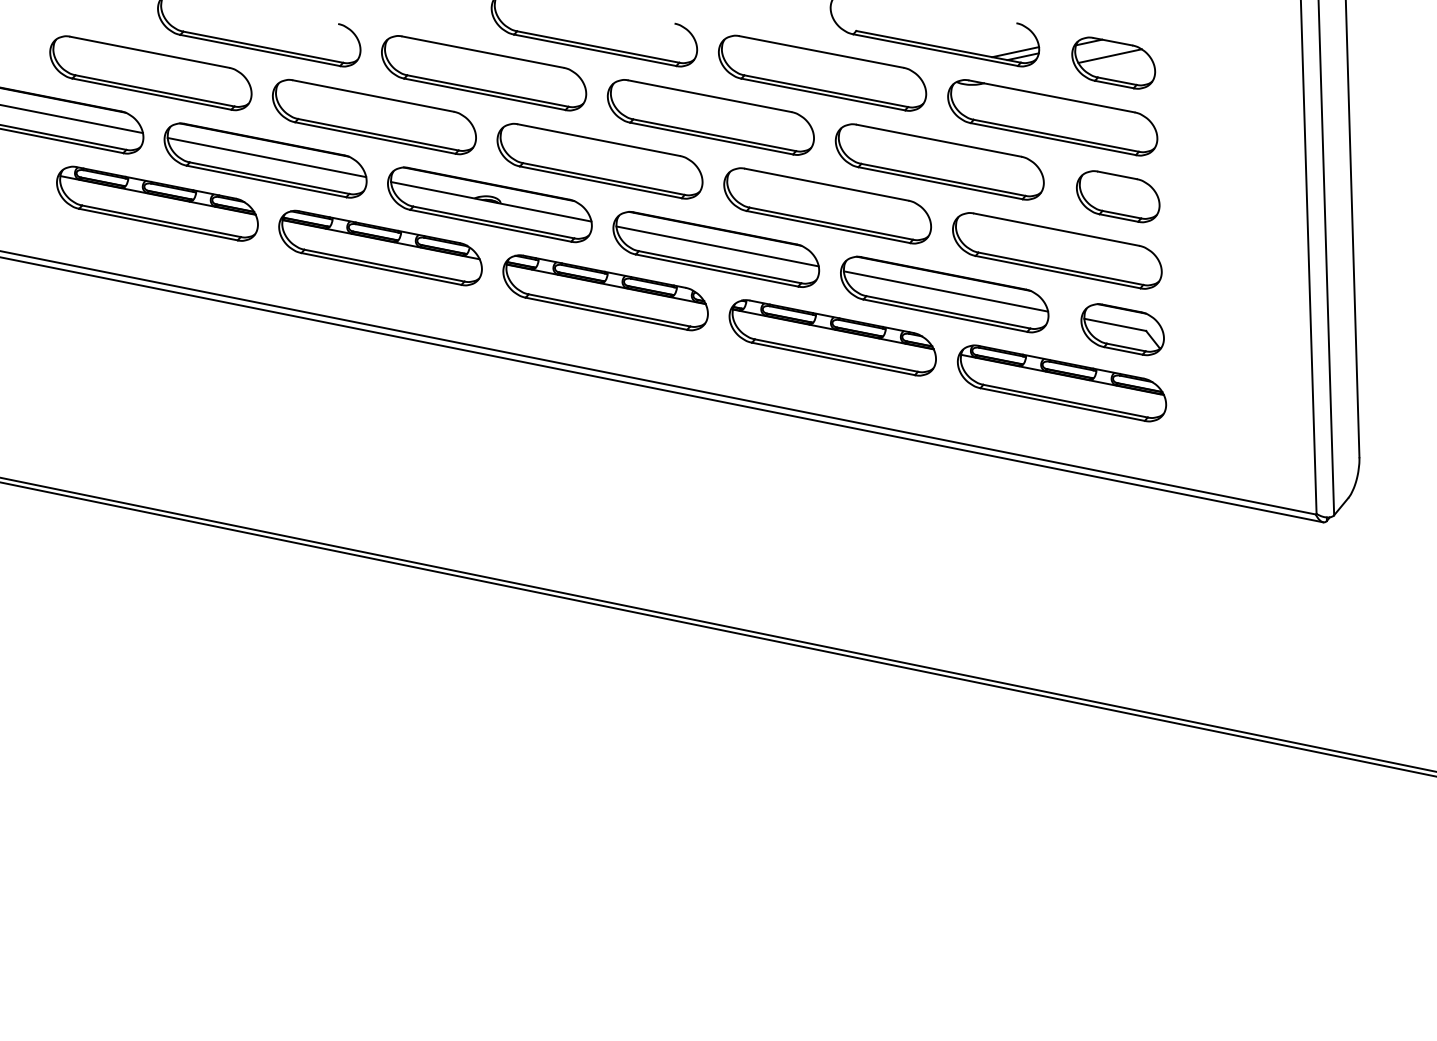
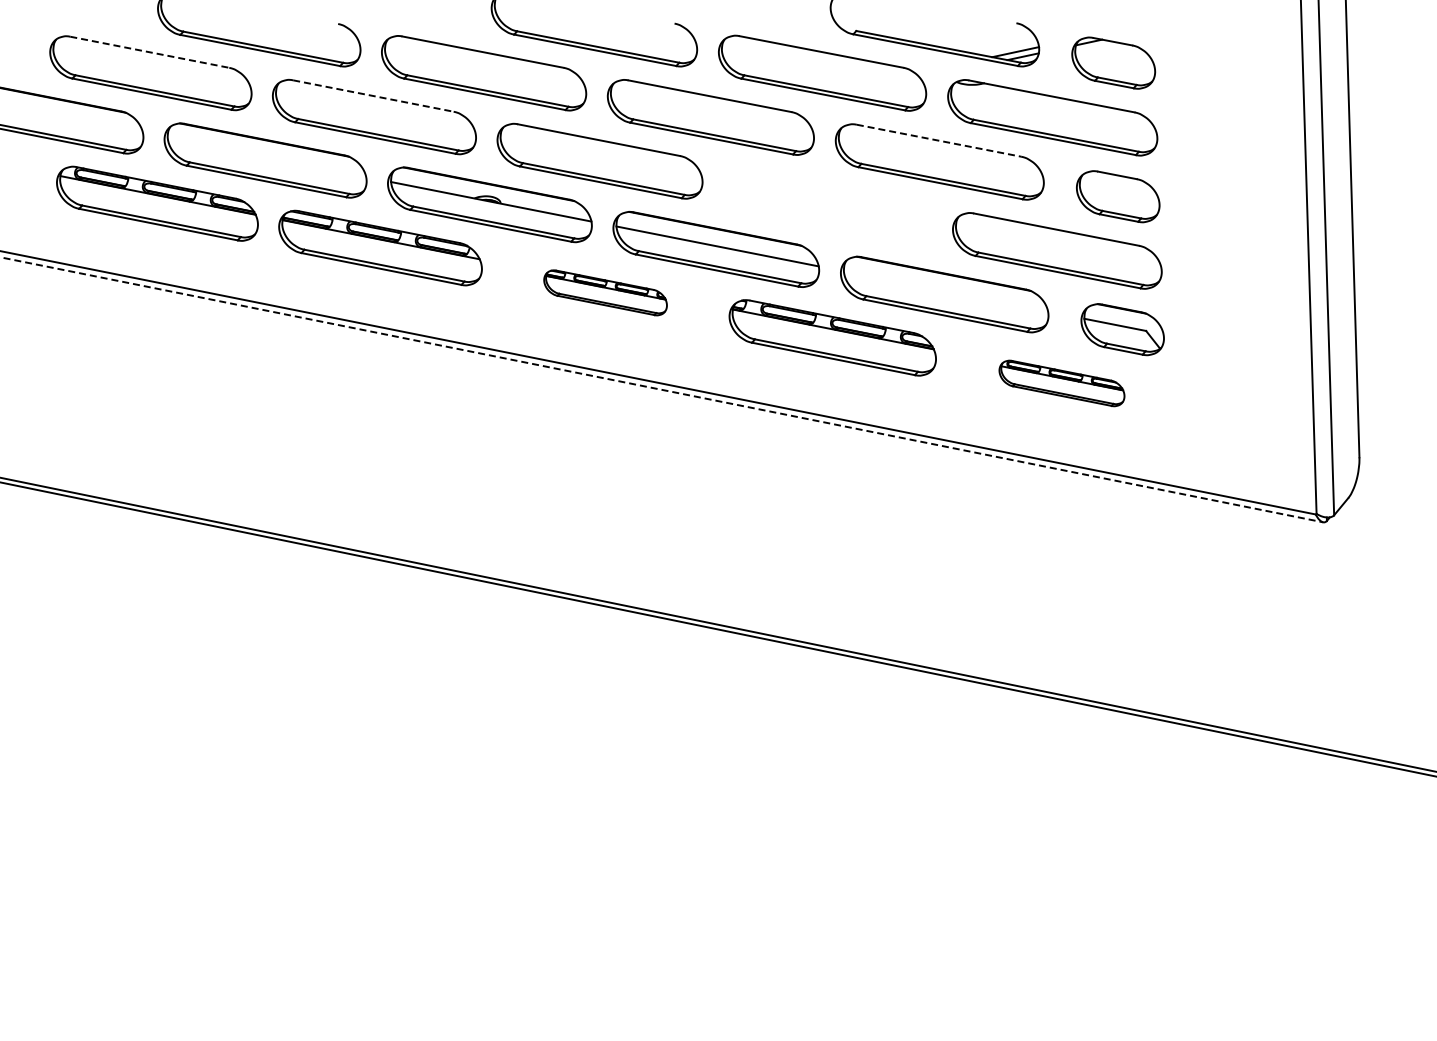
line: solid -> dashed (150, 52)
line: present -> none (1109, 55)
line: solid -> dashed (373, 96)
line: present -> none (72, 119)
line: solid -> dashed (938, 140)
line: present -> none (266, 157)
part: present -> none (827, 205)
line: present -> none (945, 291)
part size: 207x78 px -> 125x48 px (605, 292)
part size: 212x79 px -> 128x49 px (1061, 383)
line: solid -> dashed (662, 389)
